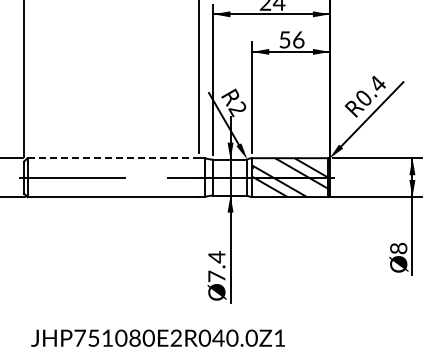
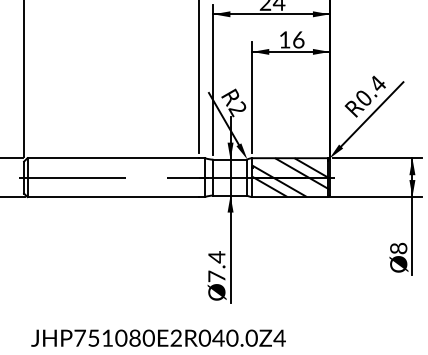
text: 56 -> 16 (284, 39)
line: dashed -> solid (113, 158)
text: JHP751080E2R040.0Z1 -> JHP751080E2R040.0Z4 (279, 337)
